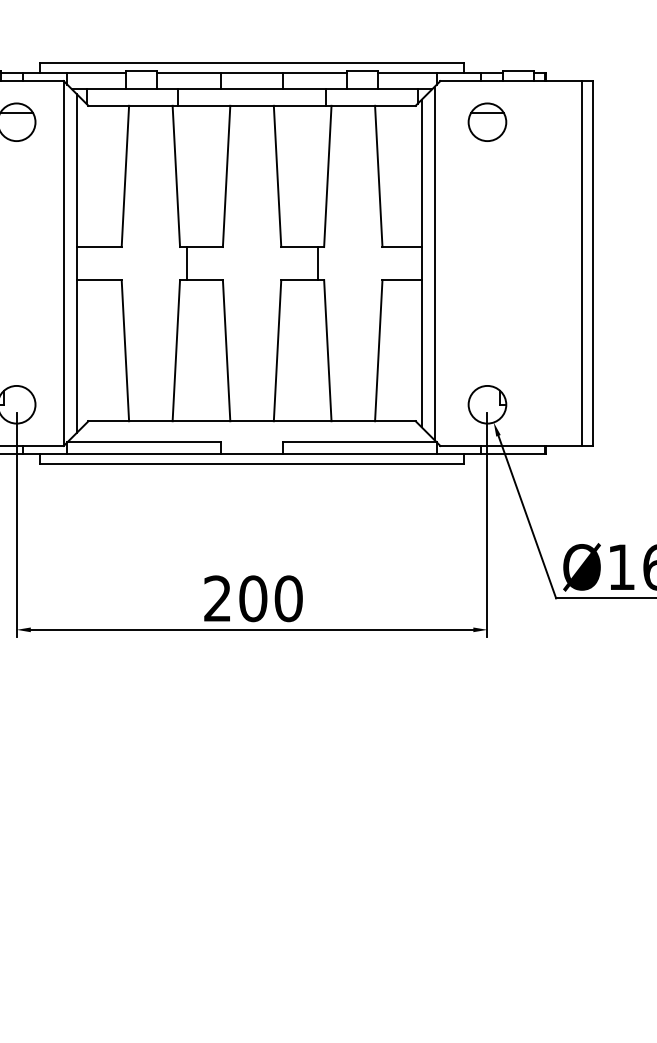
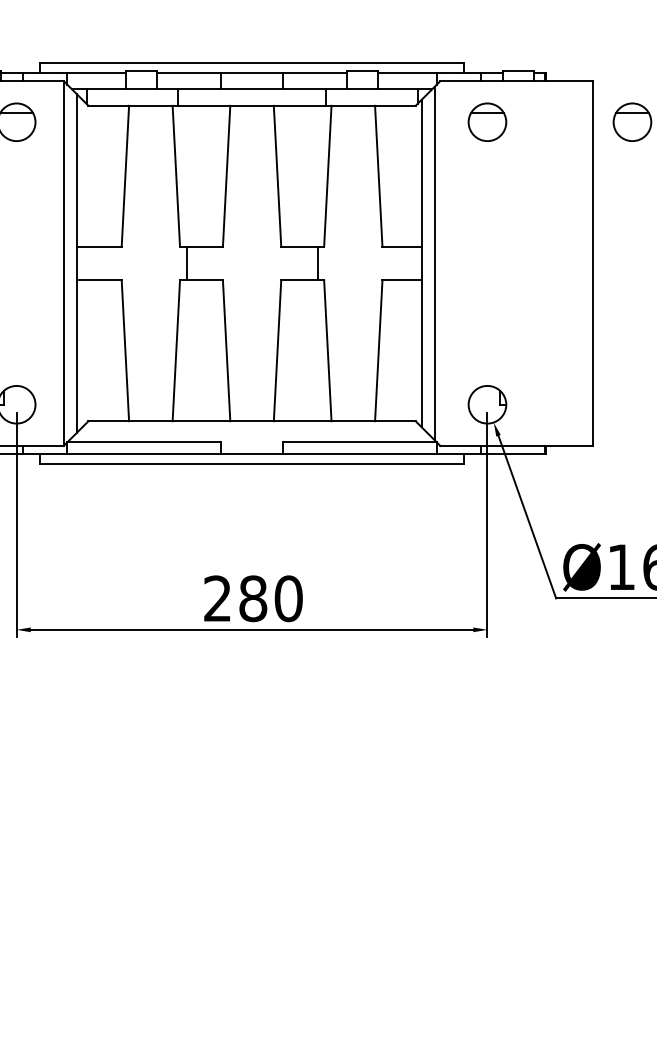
part: none -> present (632, 121)
line: present -> none (581, 263)
text: 200 -> 280 (253, 598)
